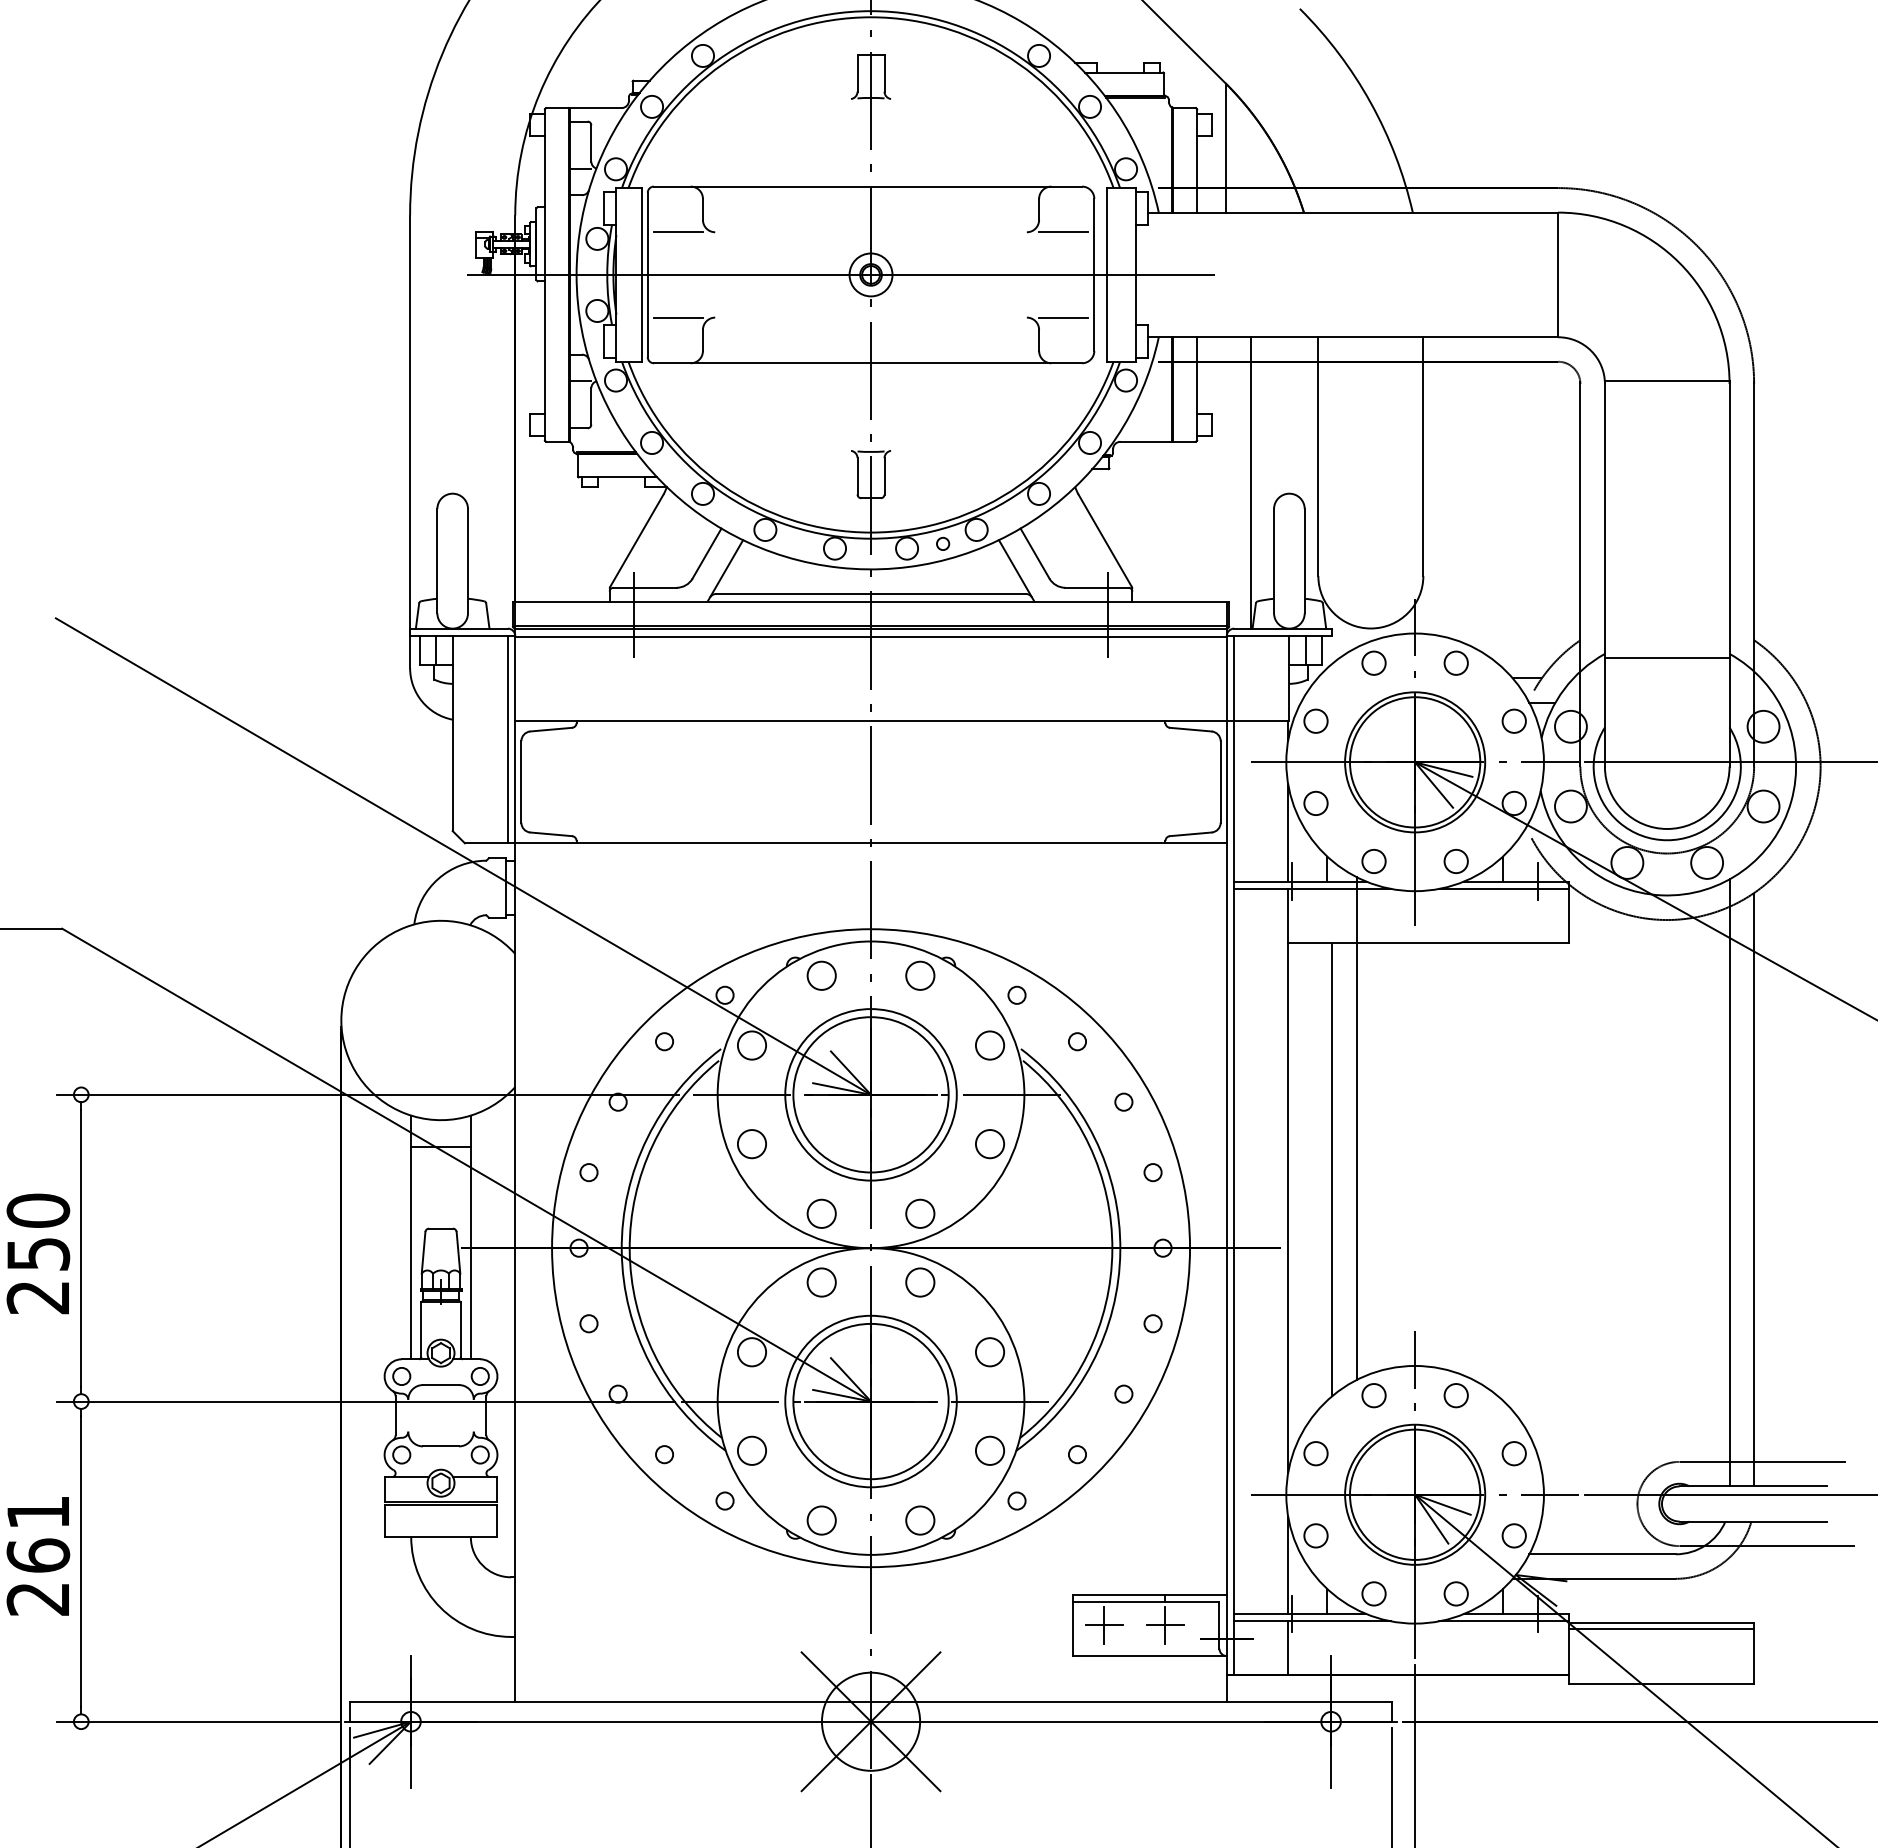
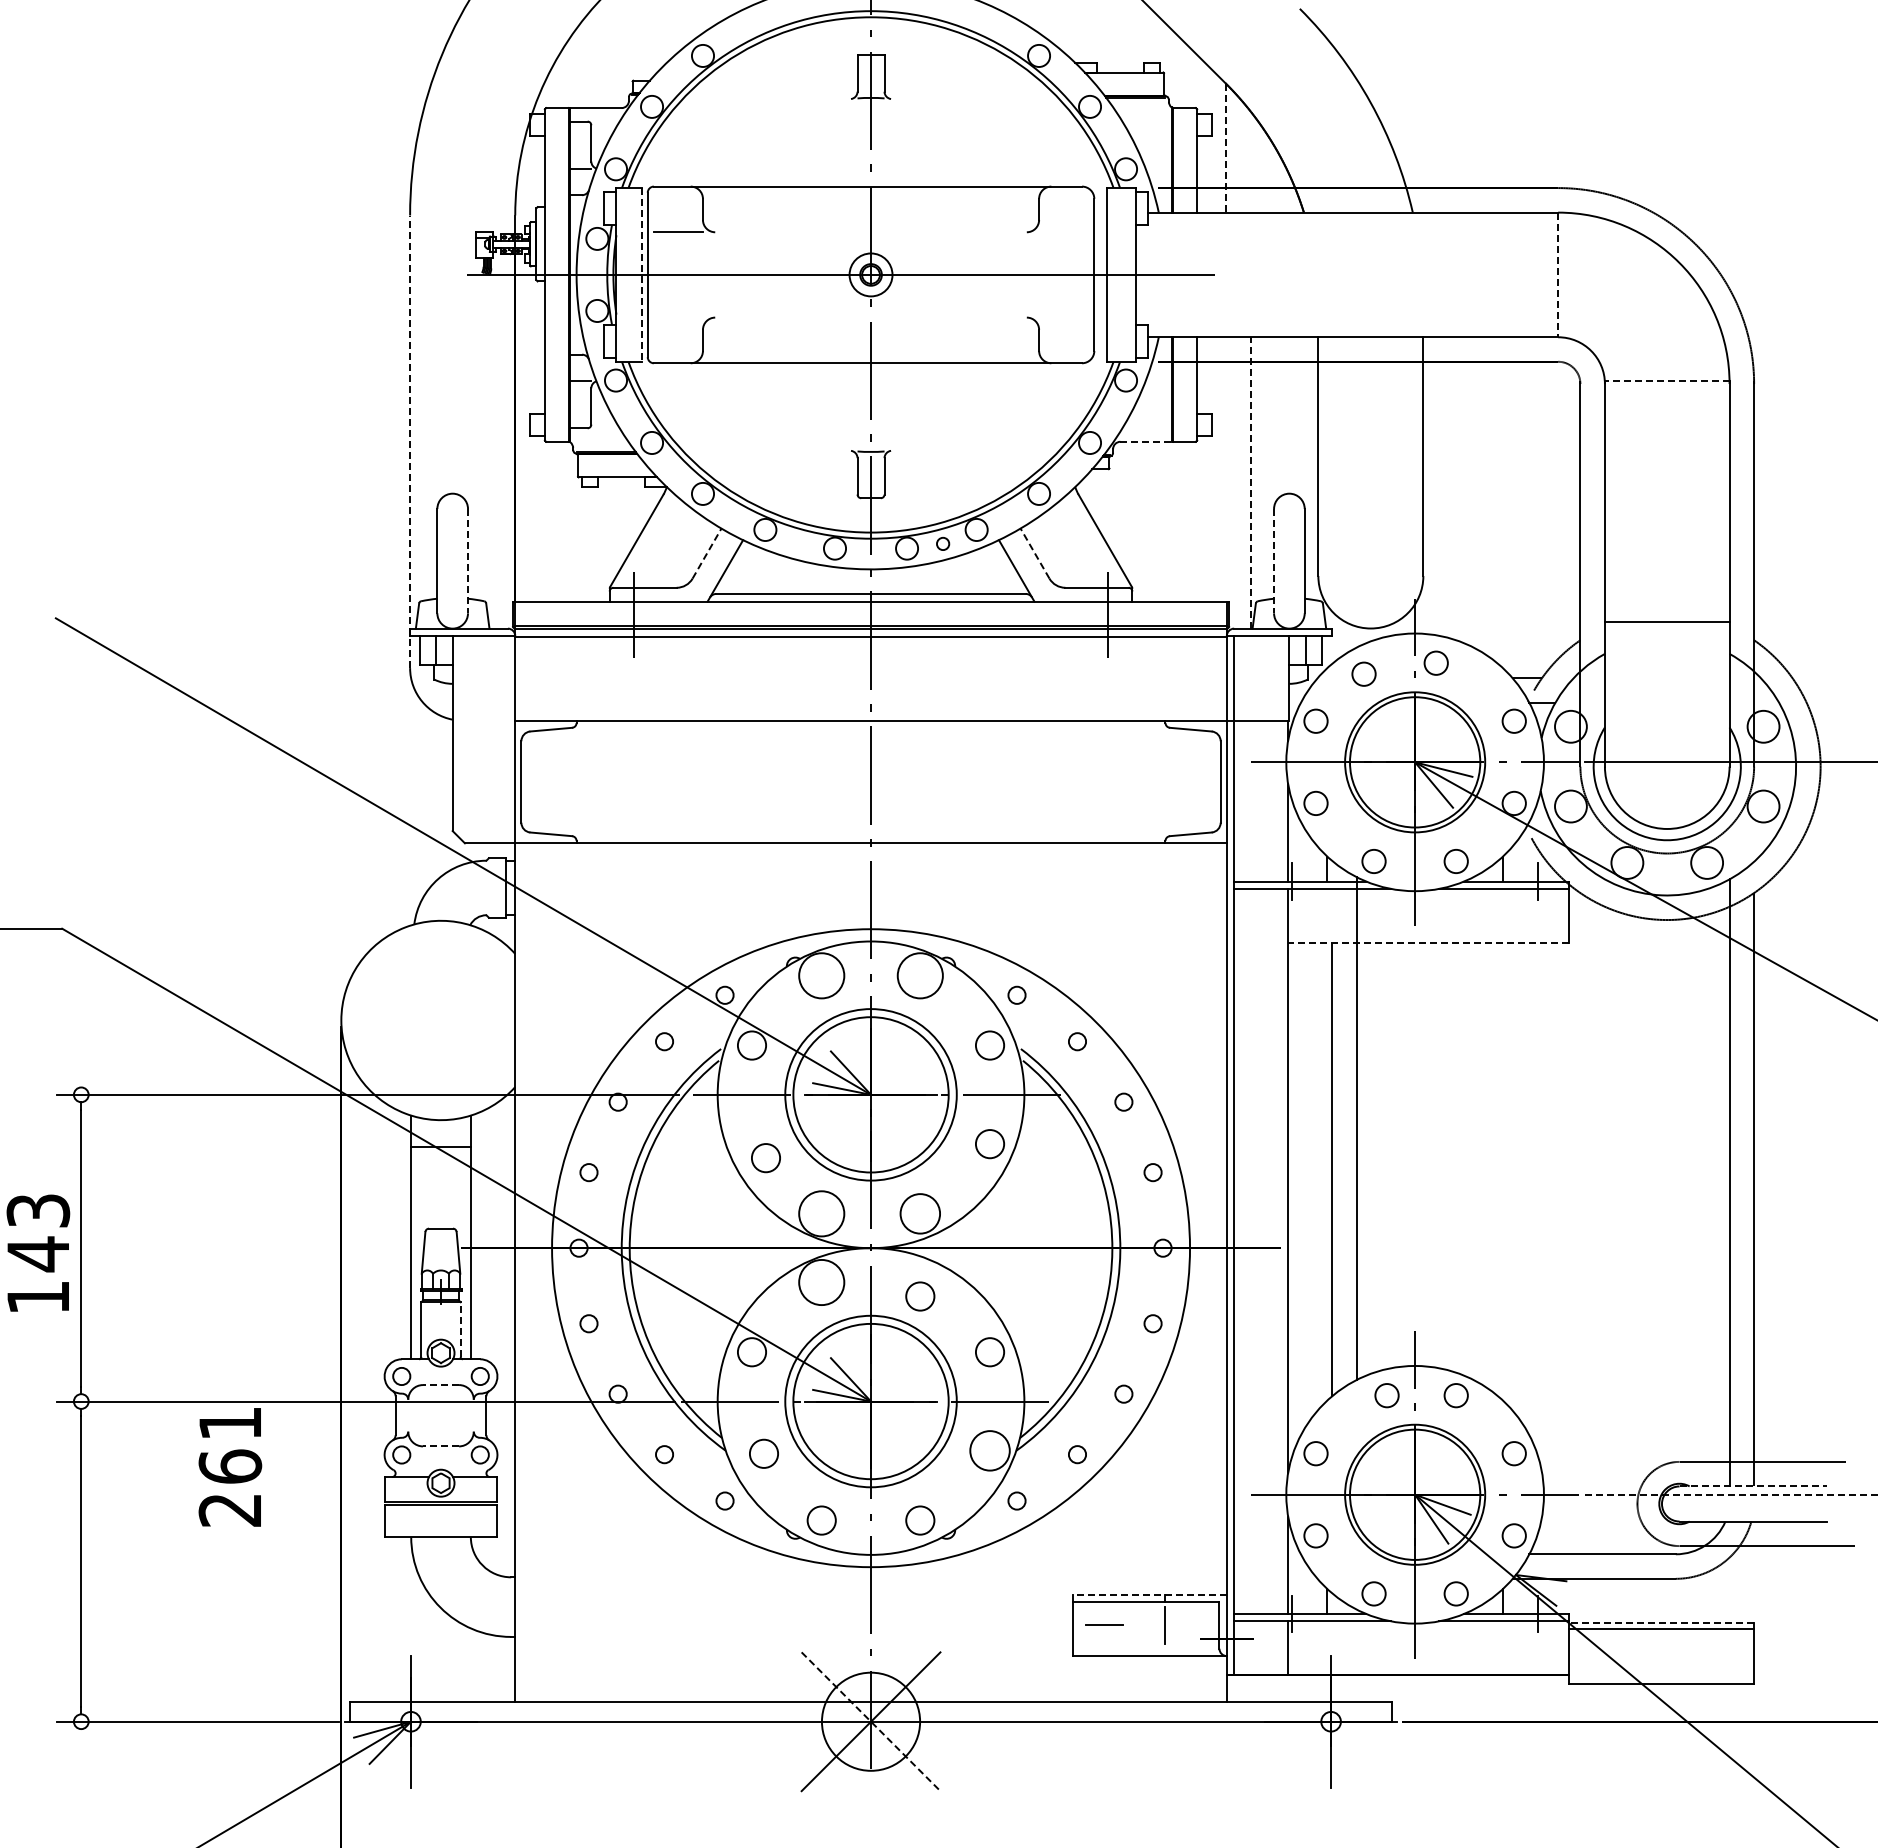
line: solid -> dashed (1226, 148)
line: present -> none (1063, 232)
line: solid -> dashed (642, 275)
line: solid -> dashed (1558, 275)
line: present -> none (677, 317)
line: present -> none (1063, 317)
line: solid -> dashed (1666, 381)
line: solid -> dashed (410, 441)
line: solid -> dashed (1146, 441)
line: solid -> dashed (1251, 482)
line: solid -> dashed (707, 553)
line: solid -> dashed (1035, 553)
line: solid -> dashed (468, 561)
line: solid -> dashed (1274, 561)
line position: (1666, 657) -> (1666, 621) (1666, 621)
circle position: (1373, 662) -> (1363, 673) (1363, 673)
circle position: (1455, 662) -> (1435, 662) (1435, 662)
line: present -> none (507, 739)
line: solid -> dashed (1428, 942)
circle diameter: 28 px -> 45 px (821, 975)
circle diameter: 28 px -> 45 px (919, 975)
circle position: (751, 1144) -> (765, 1158) (765, 1158)
circle diameter: 28 px -> 45 px (821, 1213)
circle diameter: 28 px -> 40 px (920, 1213)
text: 250 -> 143 (38, 1253)
circle diameter: 28 px -> 45 px (821, 1282)
circle position: (920, 1282) -> (920, 1296) (920, 1296)
line: solid -> dashed (460, 1329)
line: solid -> dashed (440, 1385)
circle position: (1373, 1395) -> (1386, 1395) (1386, 1395)
line: solid -> dashed (440, 1446)
circle position: (751, 1450) -> (763, 1453) (763, 1453)
circle diameter: 28 px -> 40 px (989, 1450)
line: solid -> dashed (1753, 1486)
line: solid -> dashed (1731, 1494)
text position: (38, 1556) -> (230, 1467) (230, 1467)
line: solid -> dashed (1150, 1594)
line: solid -> dashed (1661, 1623)
line: present -> none (1104, 1625)
line: present -> none (1165, 1625)
line: solid -> dashed (871, 1722)
line: present -> none (1415, 1754)
line: present -> none (349, 1785)
line: present -> none (1392, 1785)
line: present -> none (871, 1809)
